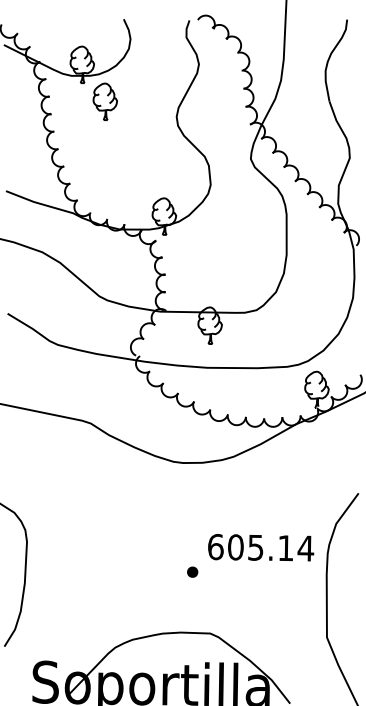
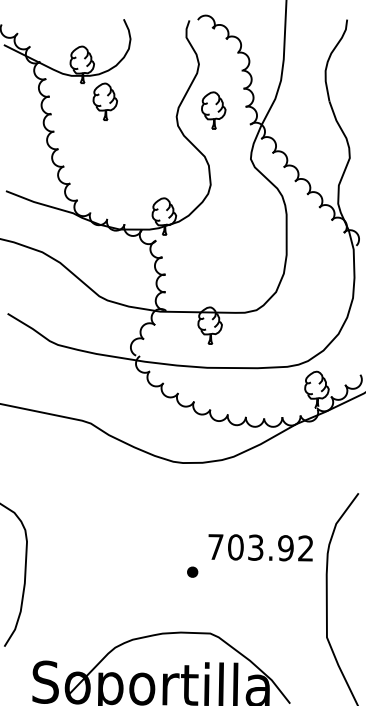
part: none -> present (213, 110)
text: 605.14 -> 703.92 (261, 547)
